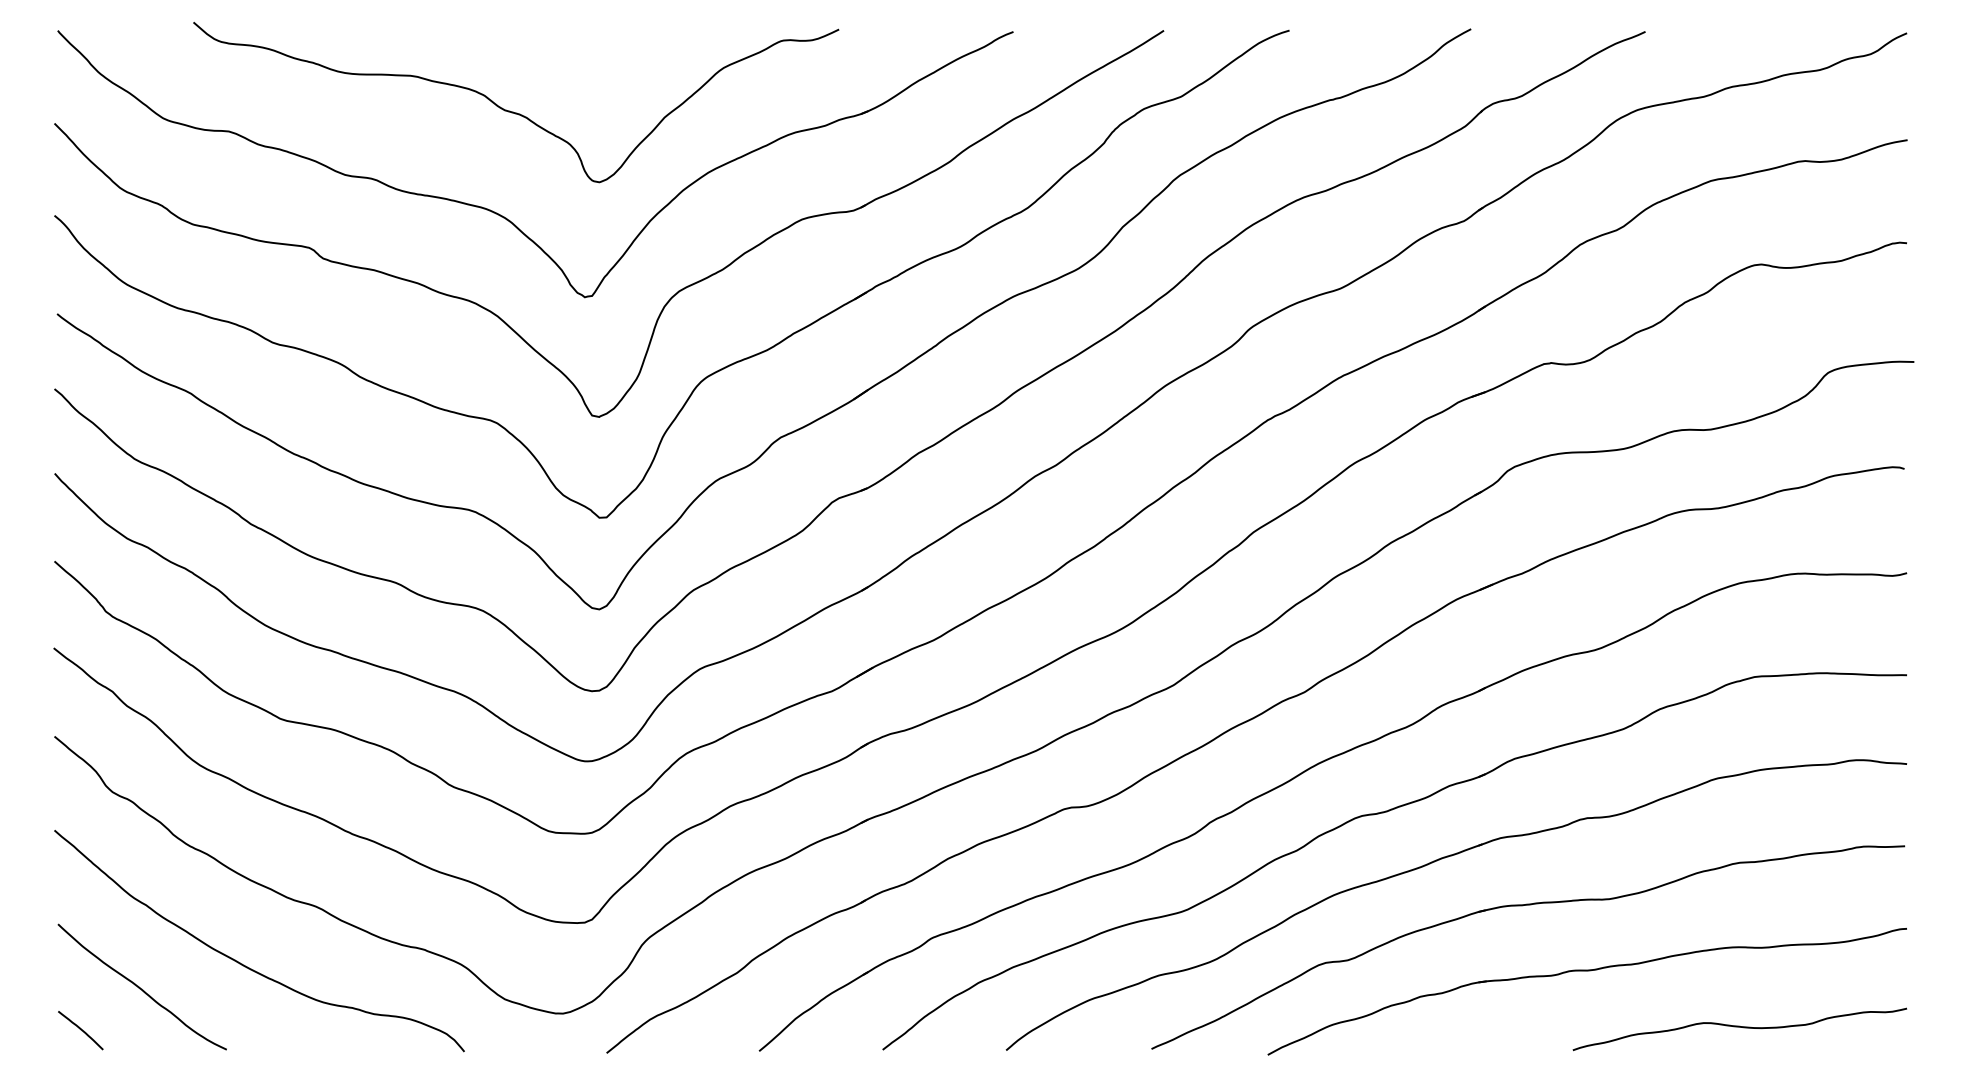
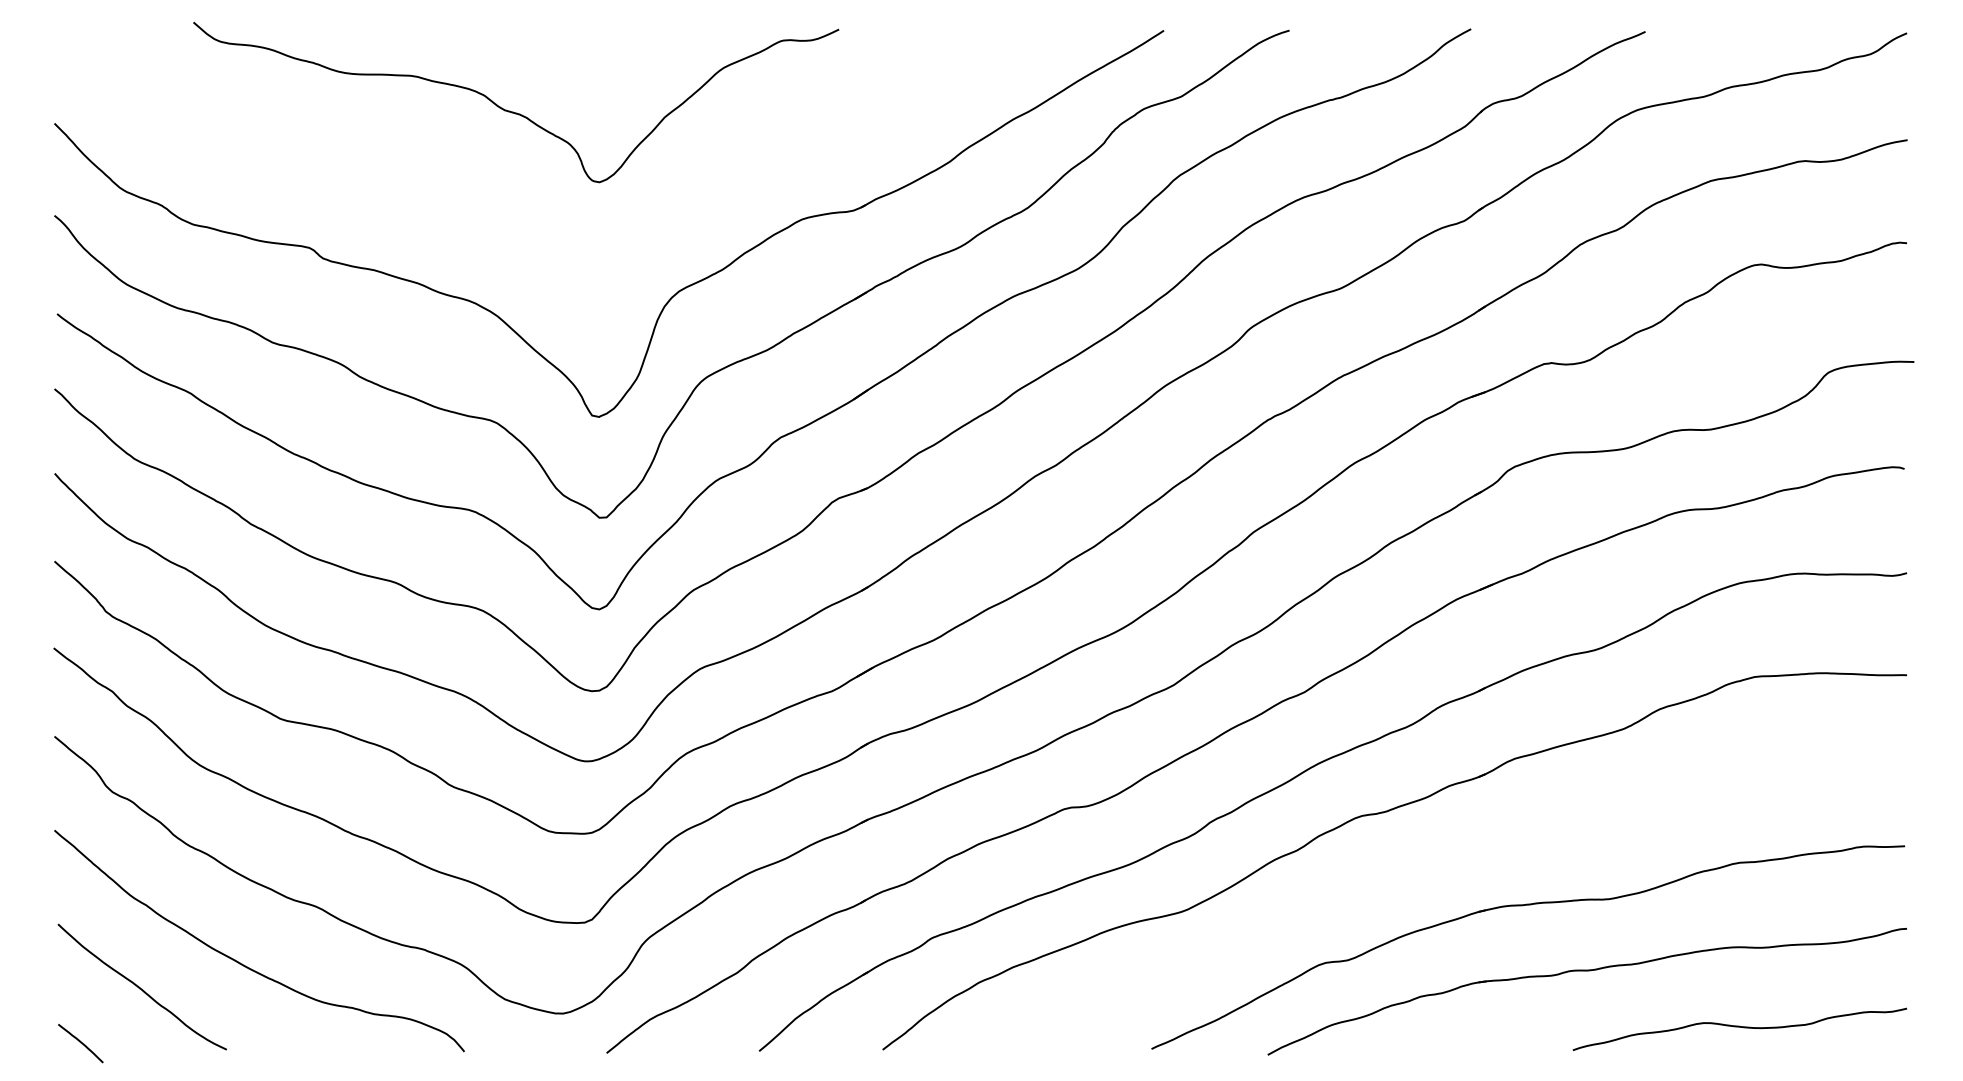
part: present -> none (506, 217)
part: present -> none (1437, 861)
curve position: (80, 1030) -> (80, 1043) (80, 1043)
